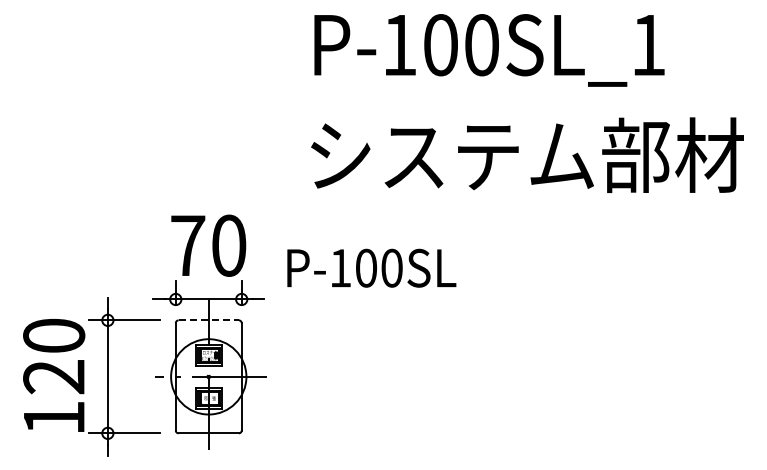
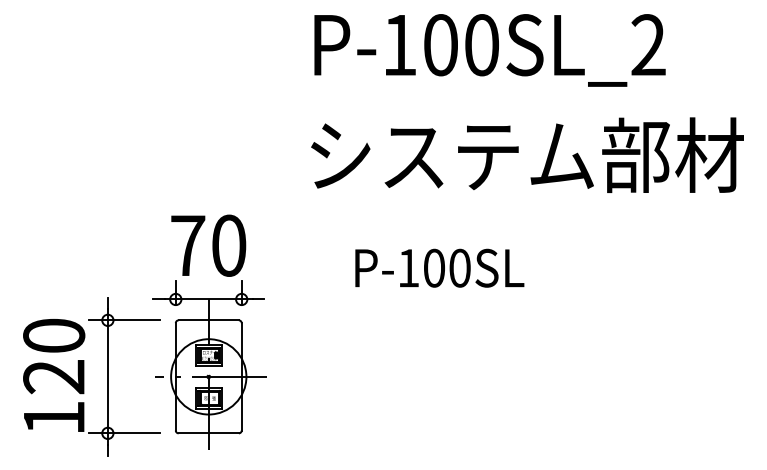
text: P-100SL_1 -> P-100SL_2 (648, 44)
text position: (371, 267) -> (439, 267) (439, 267)
line: dashed -> solid (209, 320)
